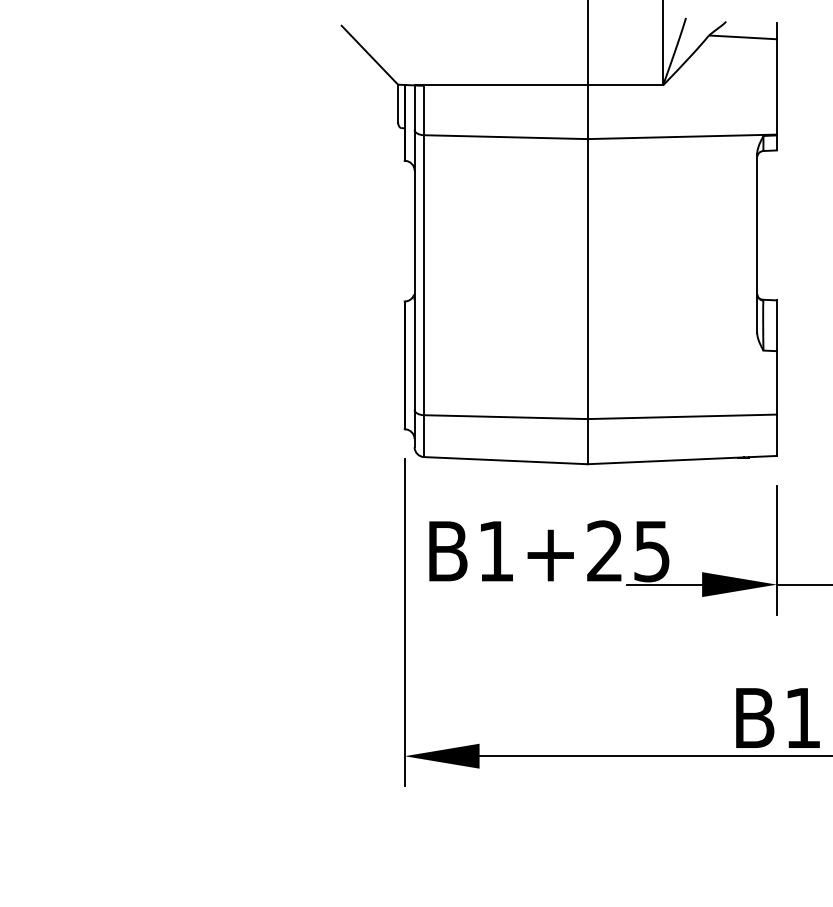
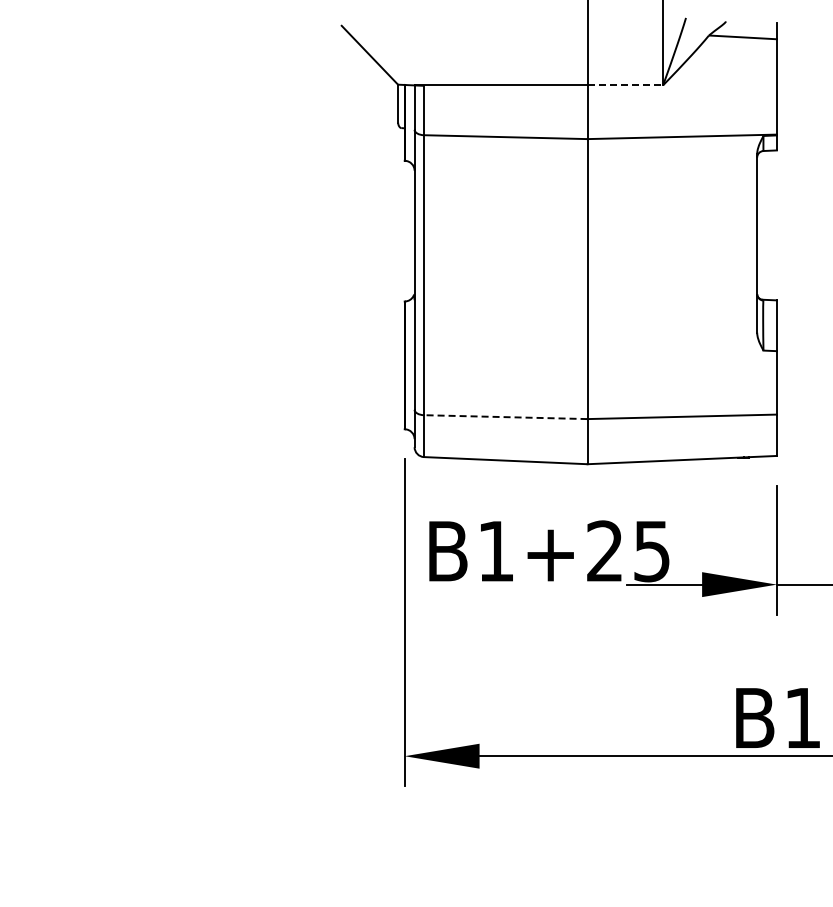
line: solid -> dashed (625, 85)
line: solid -> dashed (505, 417)
